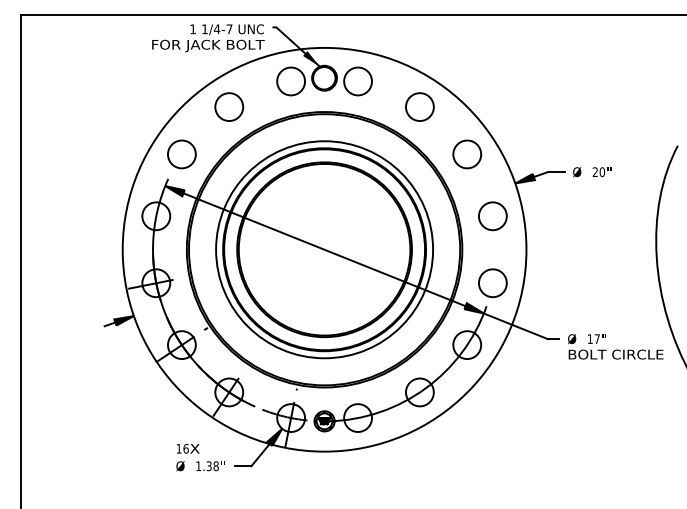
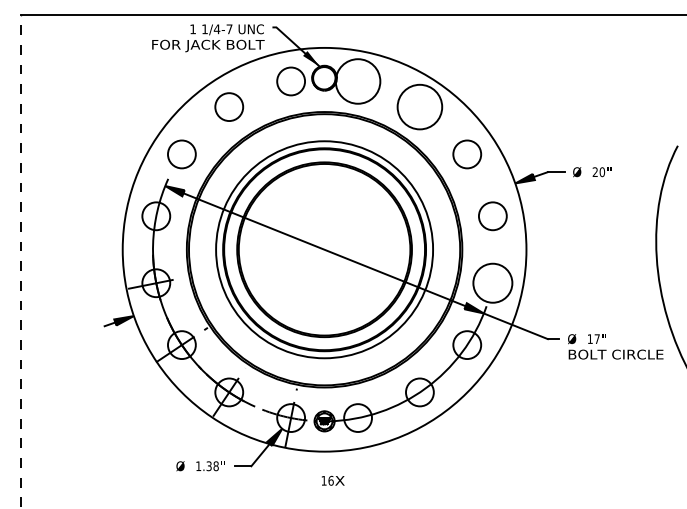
circle diameter: 28 px -> 45 px (357, 81)
circle diameter: 28 px -> 45 px (419, 106)
line: solid -> dashed (20, 261)
circle diameter: 28 px -> 39 px (492, 282)
text position: (188, 448) -> (333, 480) (333, 480)
